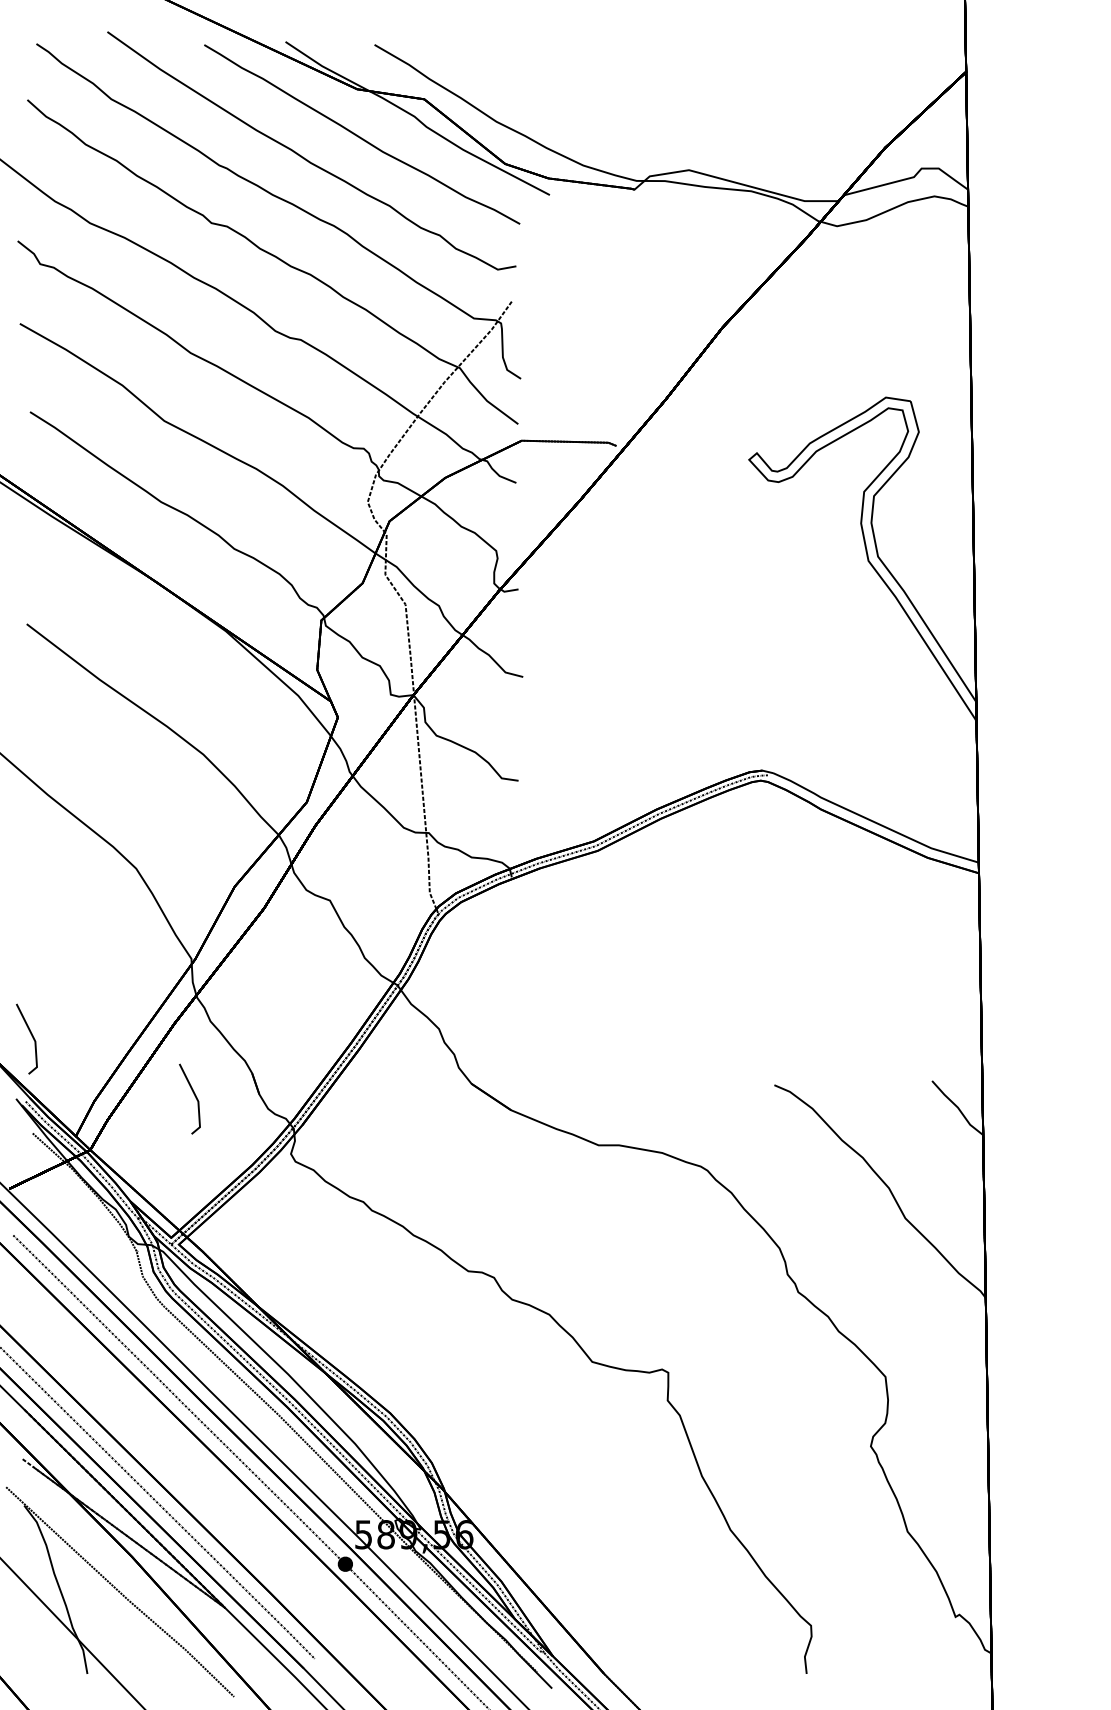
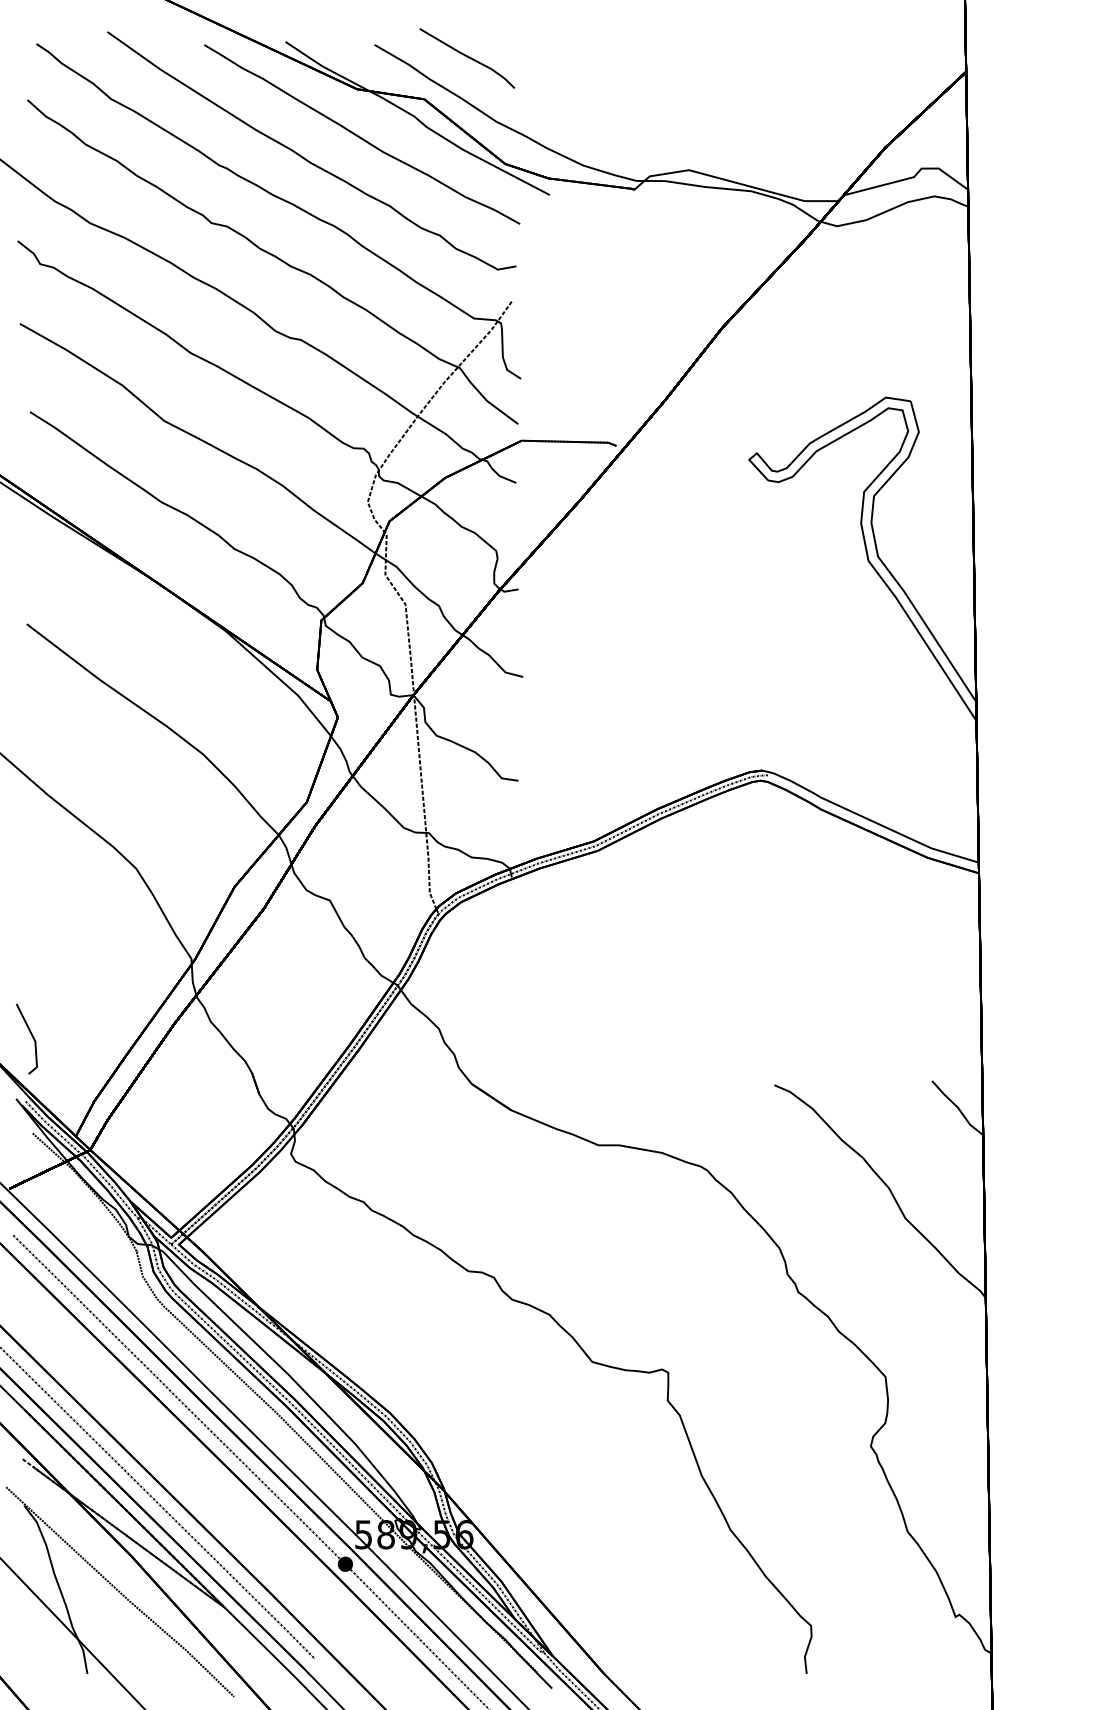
part: none -> present (467, 58)
part: present -> none (189, 1098)
